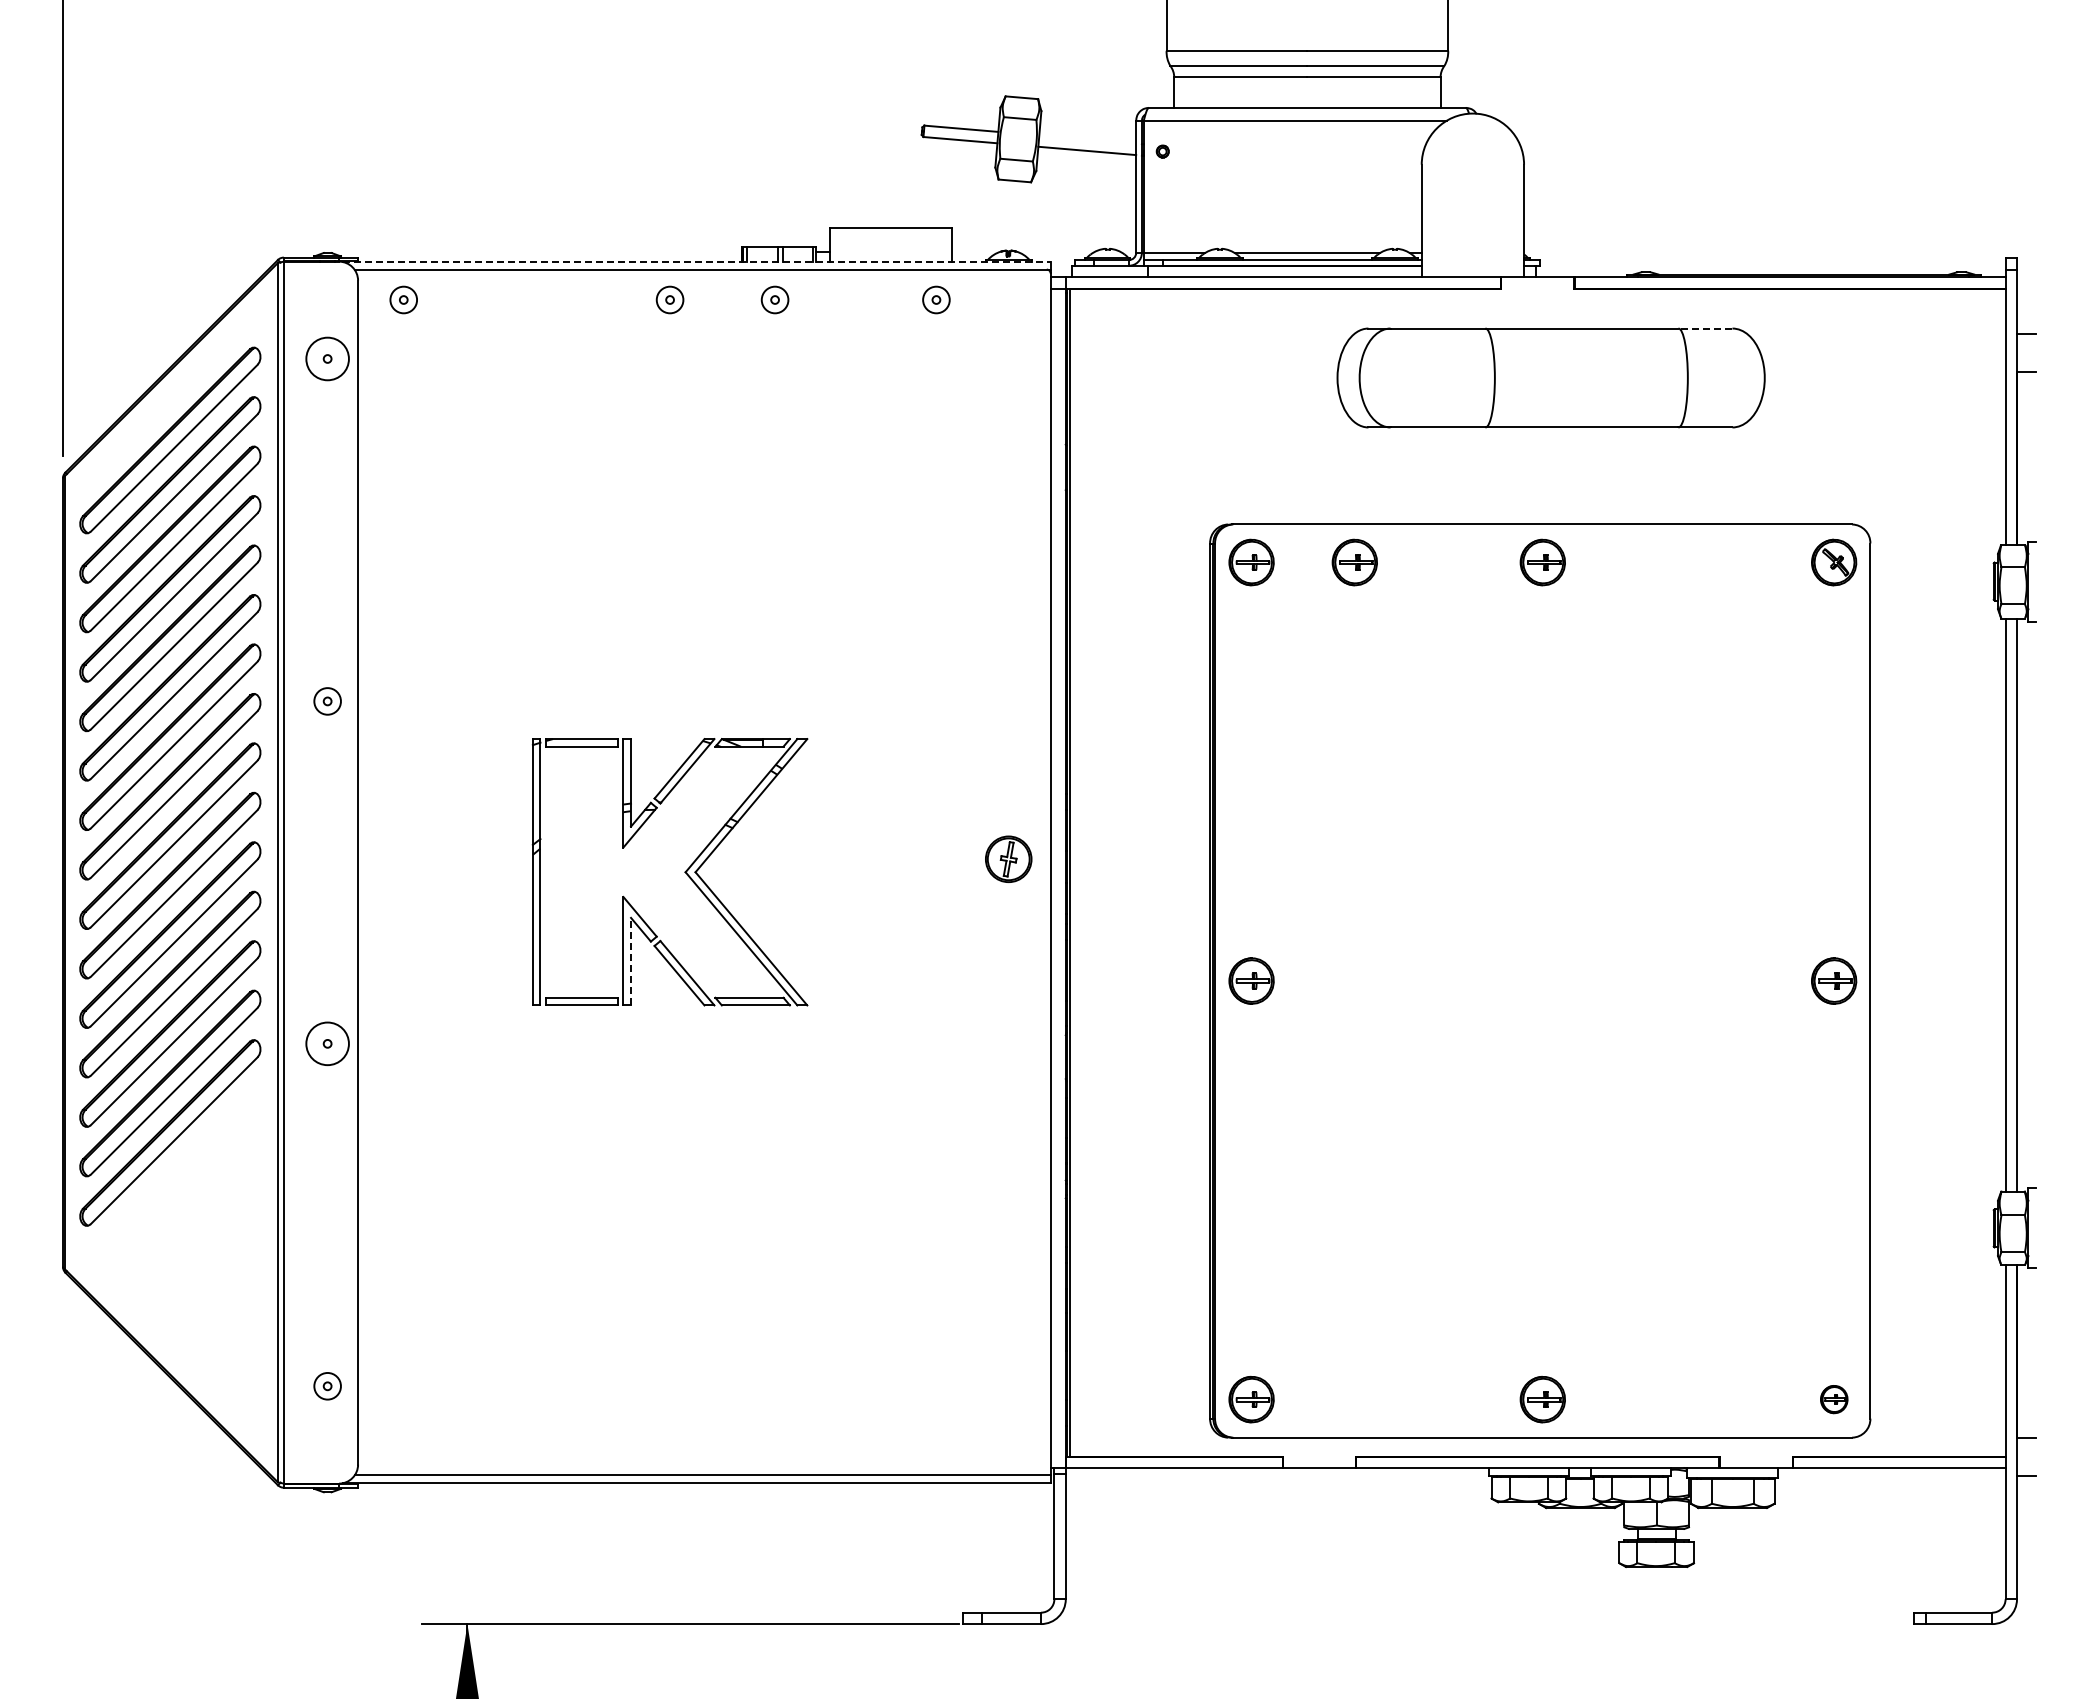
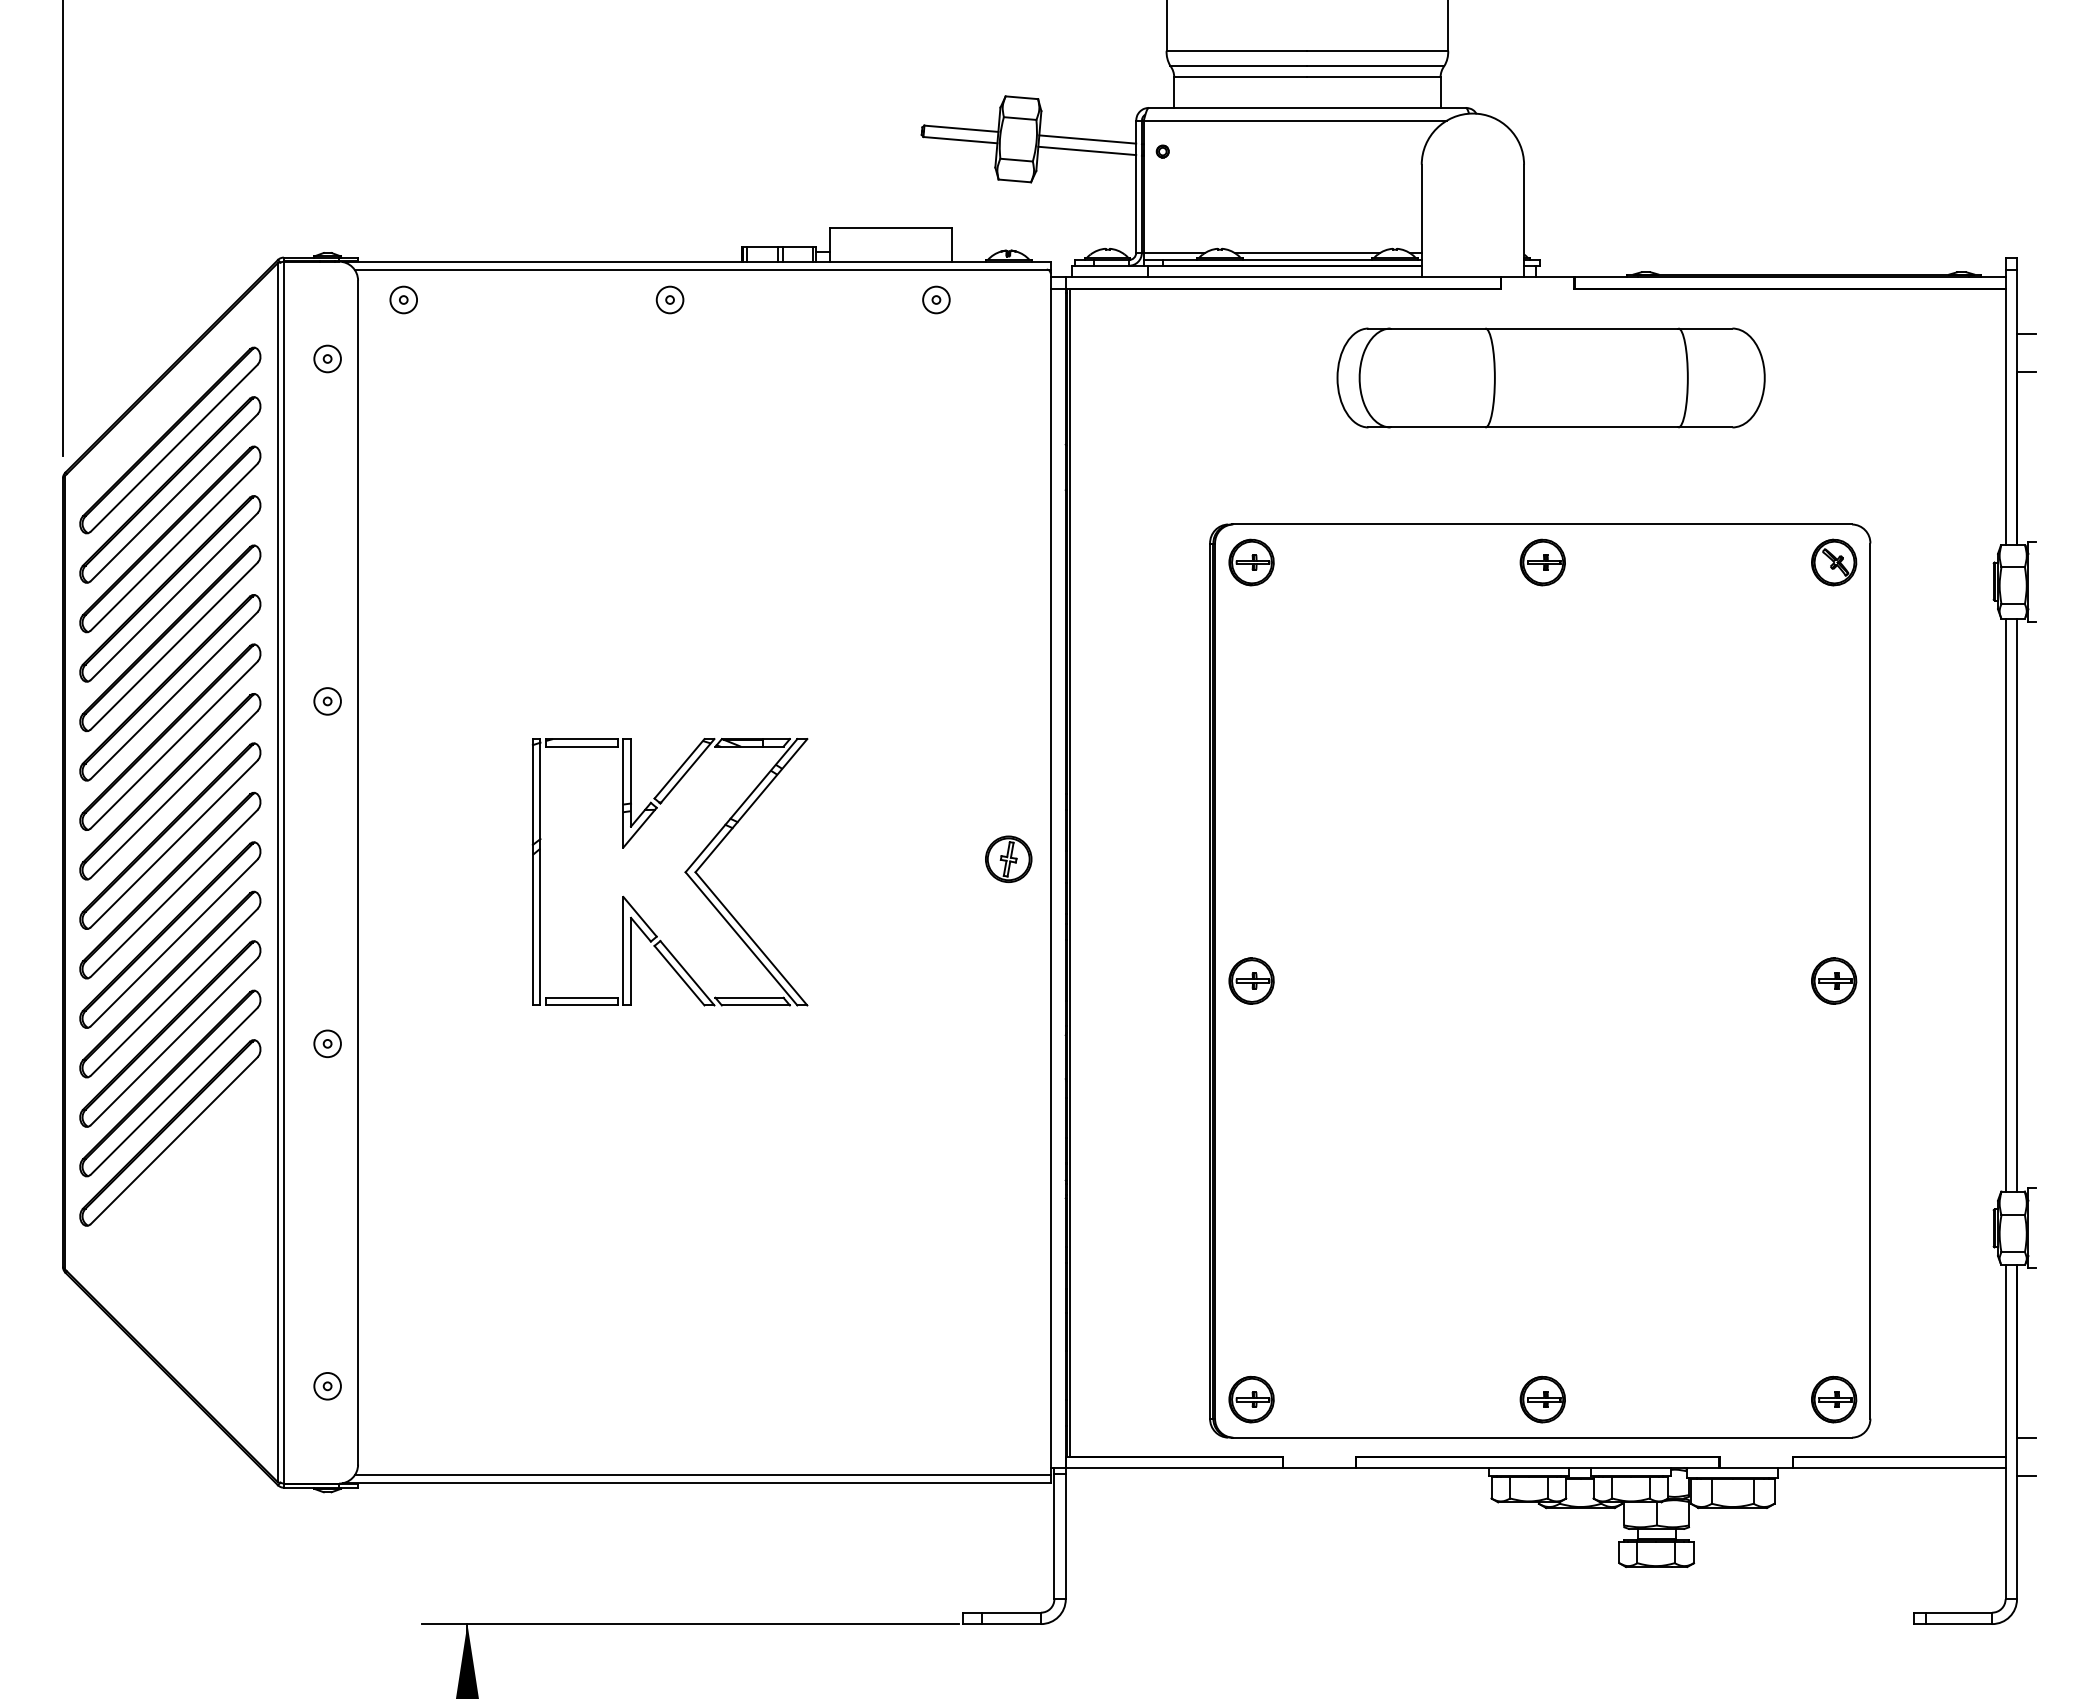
line: none -> present (1087, 139)
line: dashed -> solid (697, 261)
part: present -> none (774, 299)
line: dashed -> solid (1705, 328)
circle diameter: 43 px -> 27 px (327, 358)
part: present -> none (1354, 562)
line: dashed -> solid (631, 961)
circle diameter: 43 px -> 27 px (327, 1043)
part size: 29x30 px -> 47x49 px (1834, 1399)
